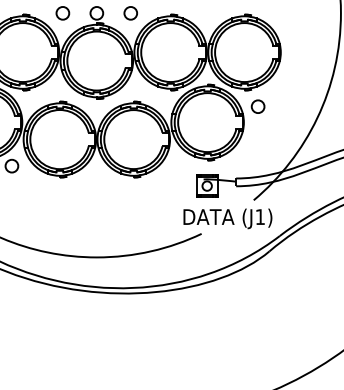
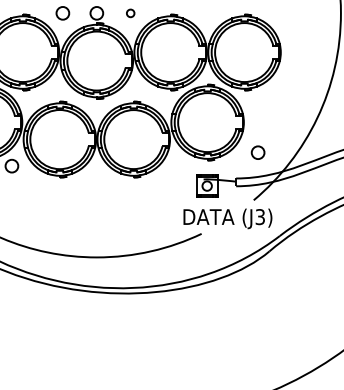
circle size: 15x15 px -> 10x11 px (130, 13)
circle position: (257, 106) -> (257, 152) (257, 152)
text: (J1) -> (J3) (259, 217)
